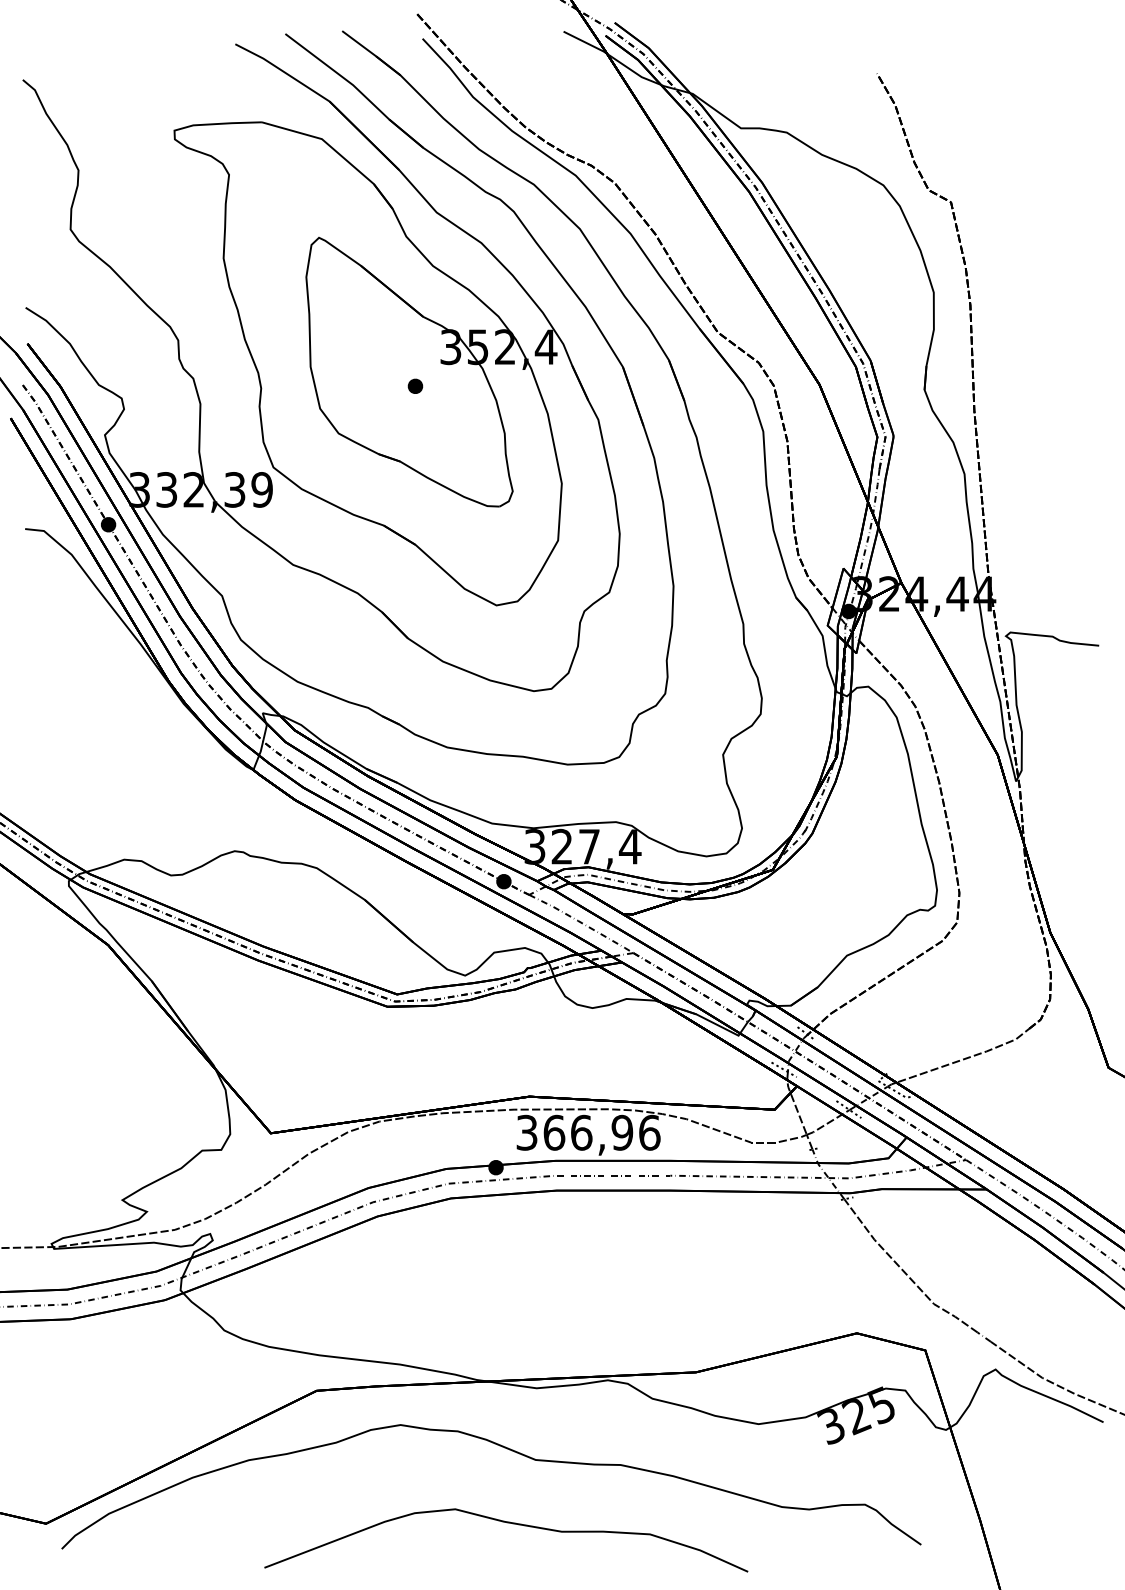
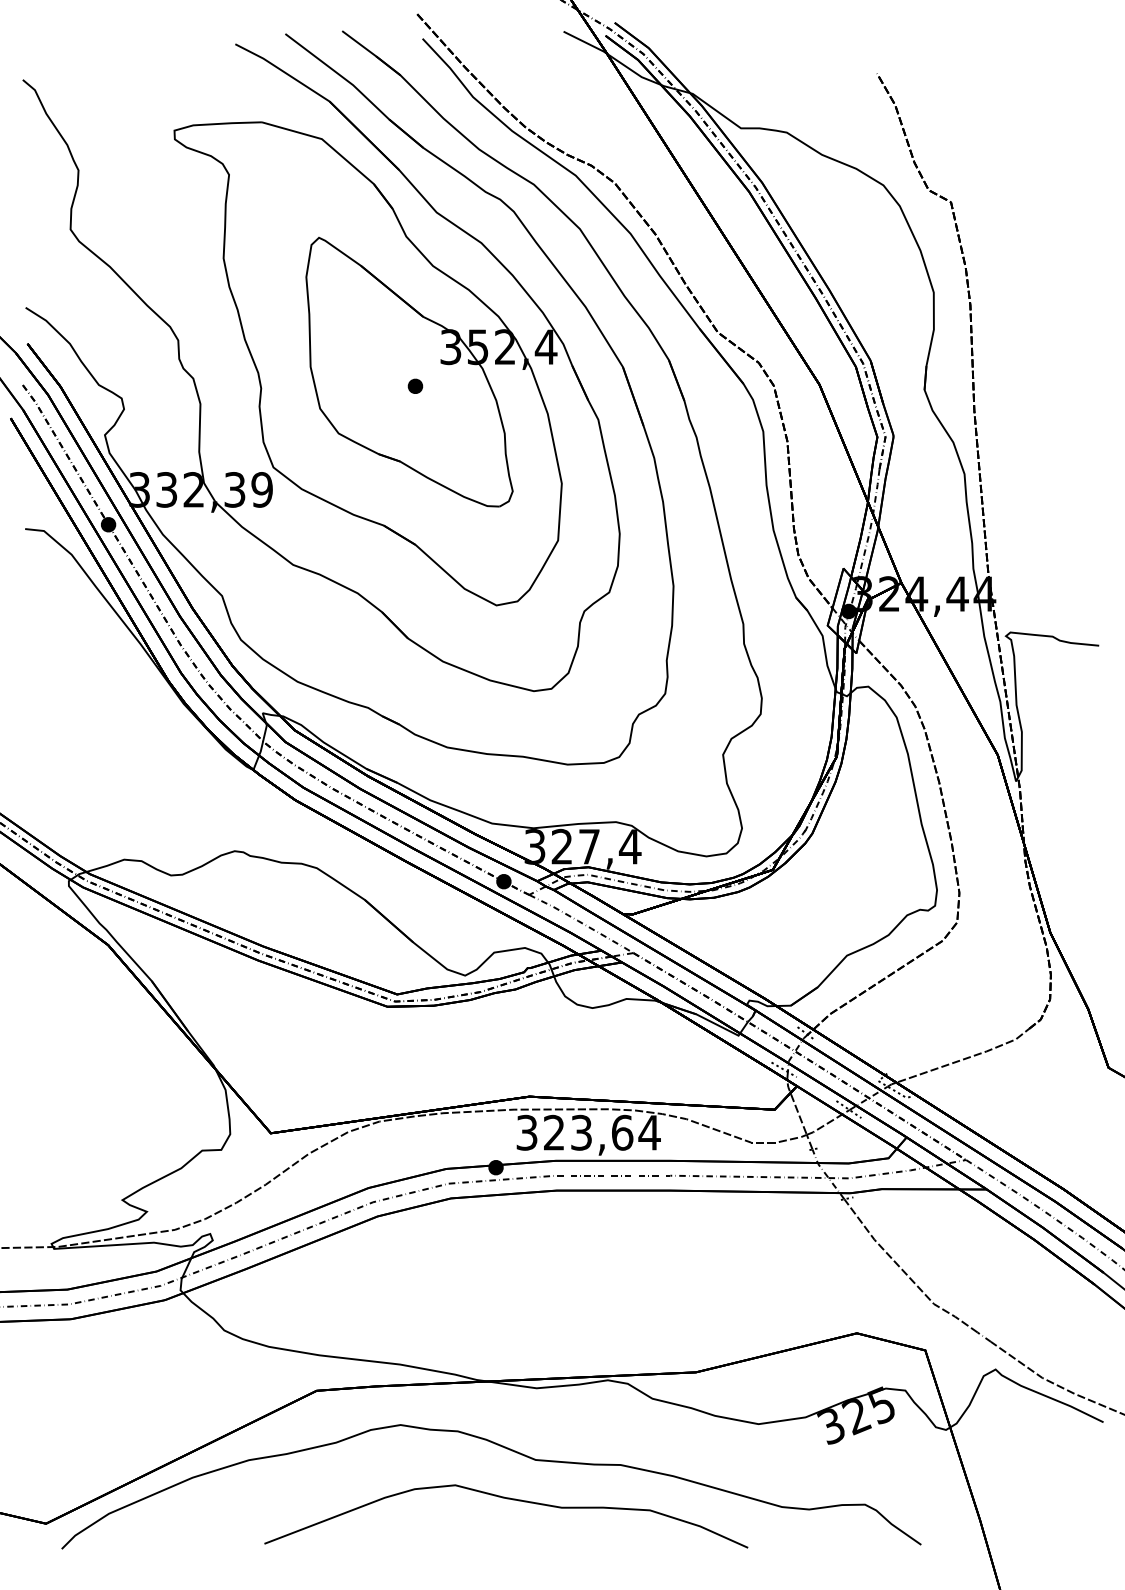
text: 366,96 -> 323,64 (601, 1132)
curve position: (507, 1523) -> (507, 1499) (507, 1499)
